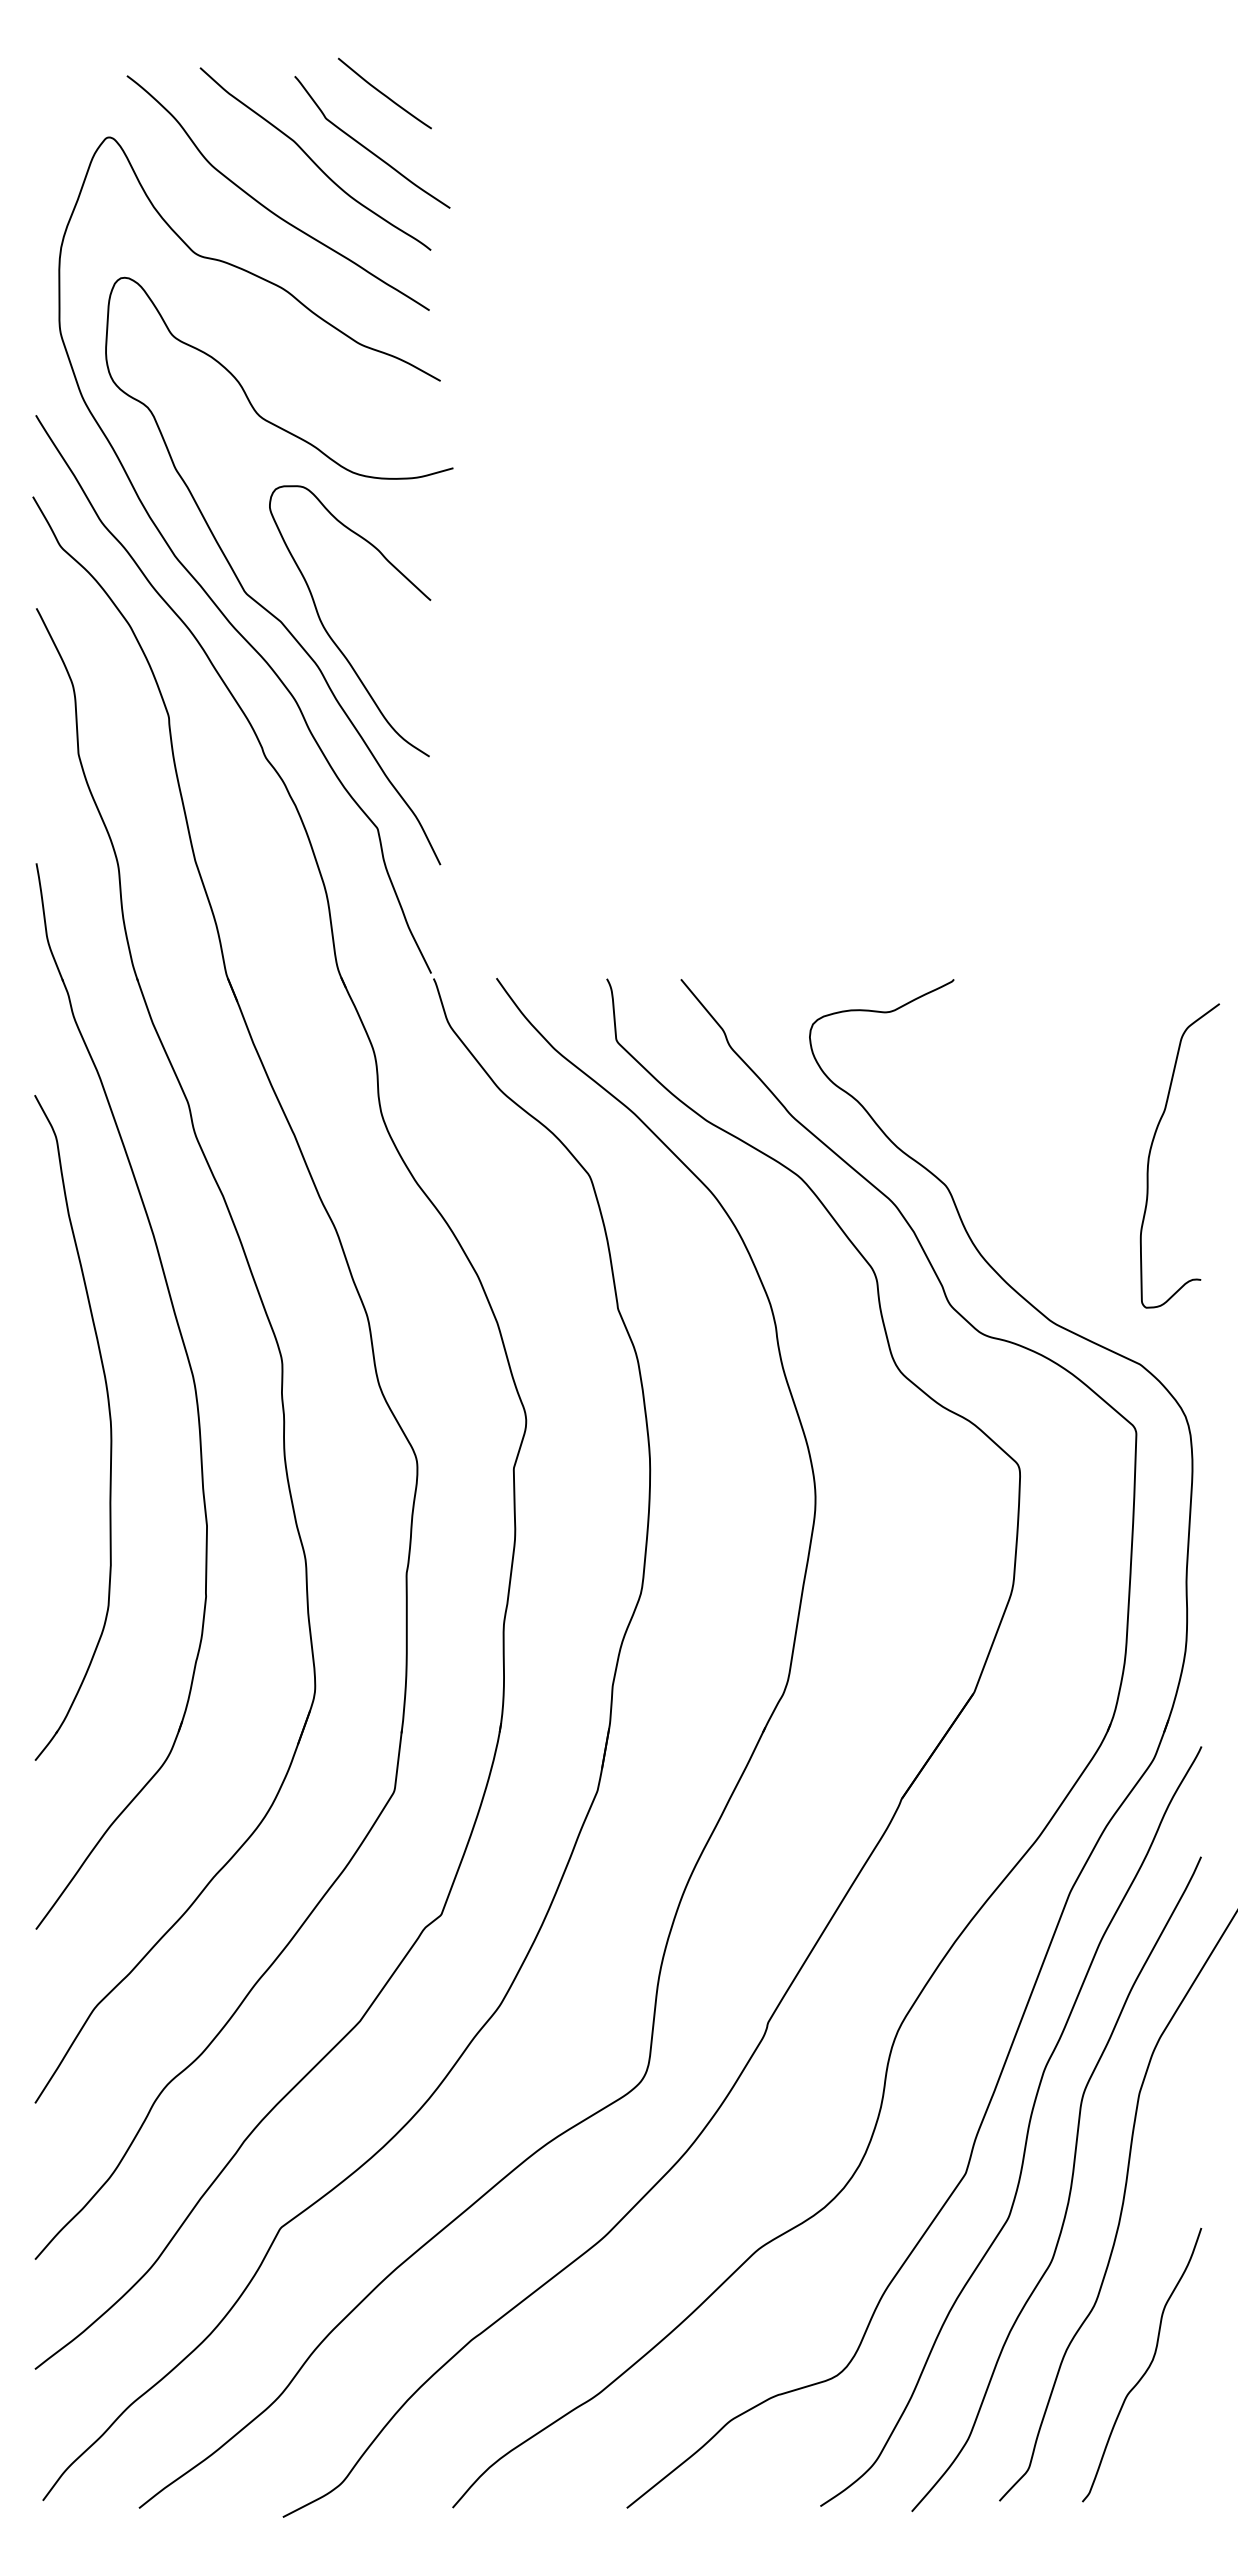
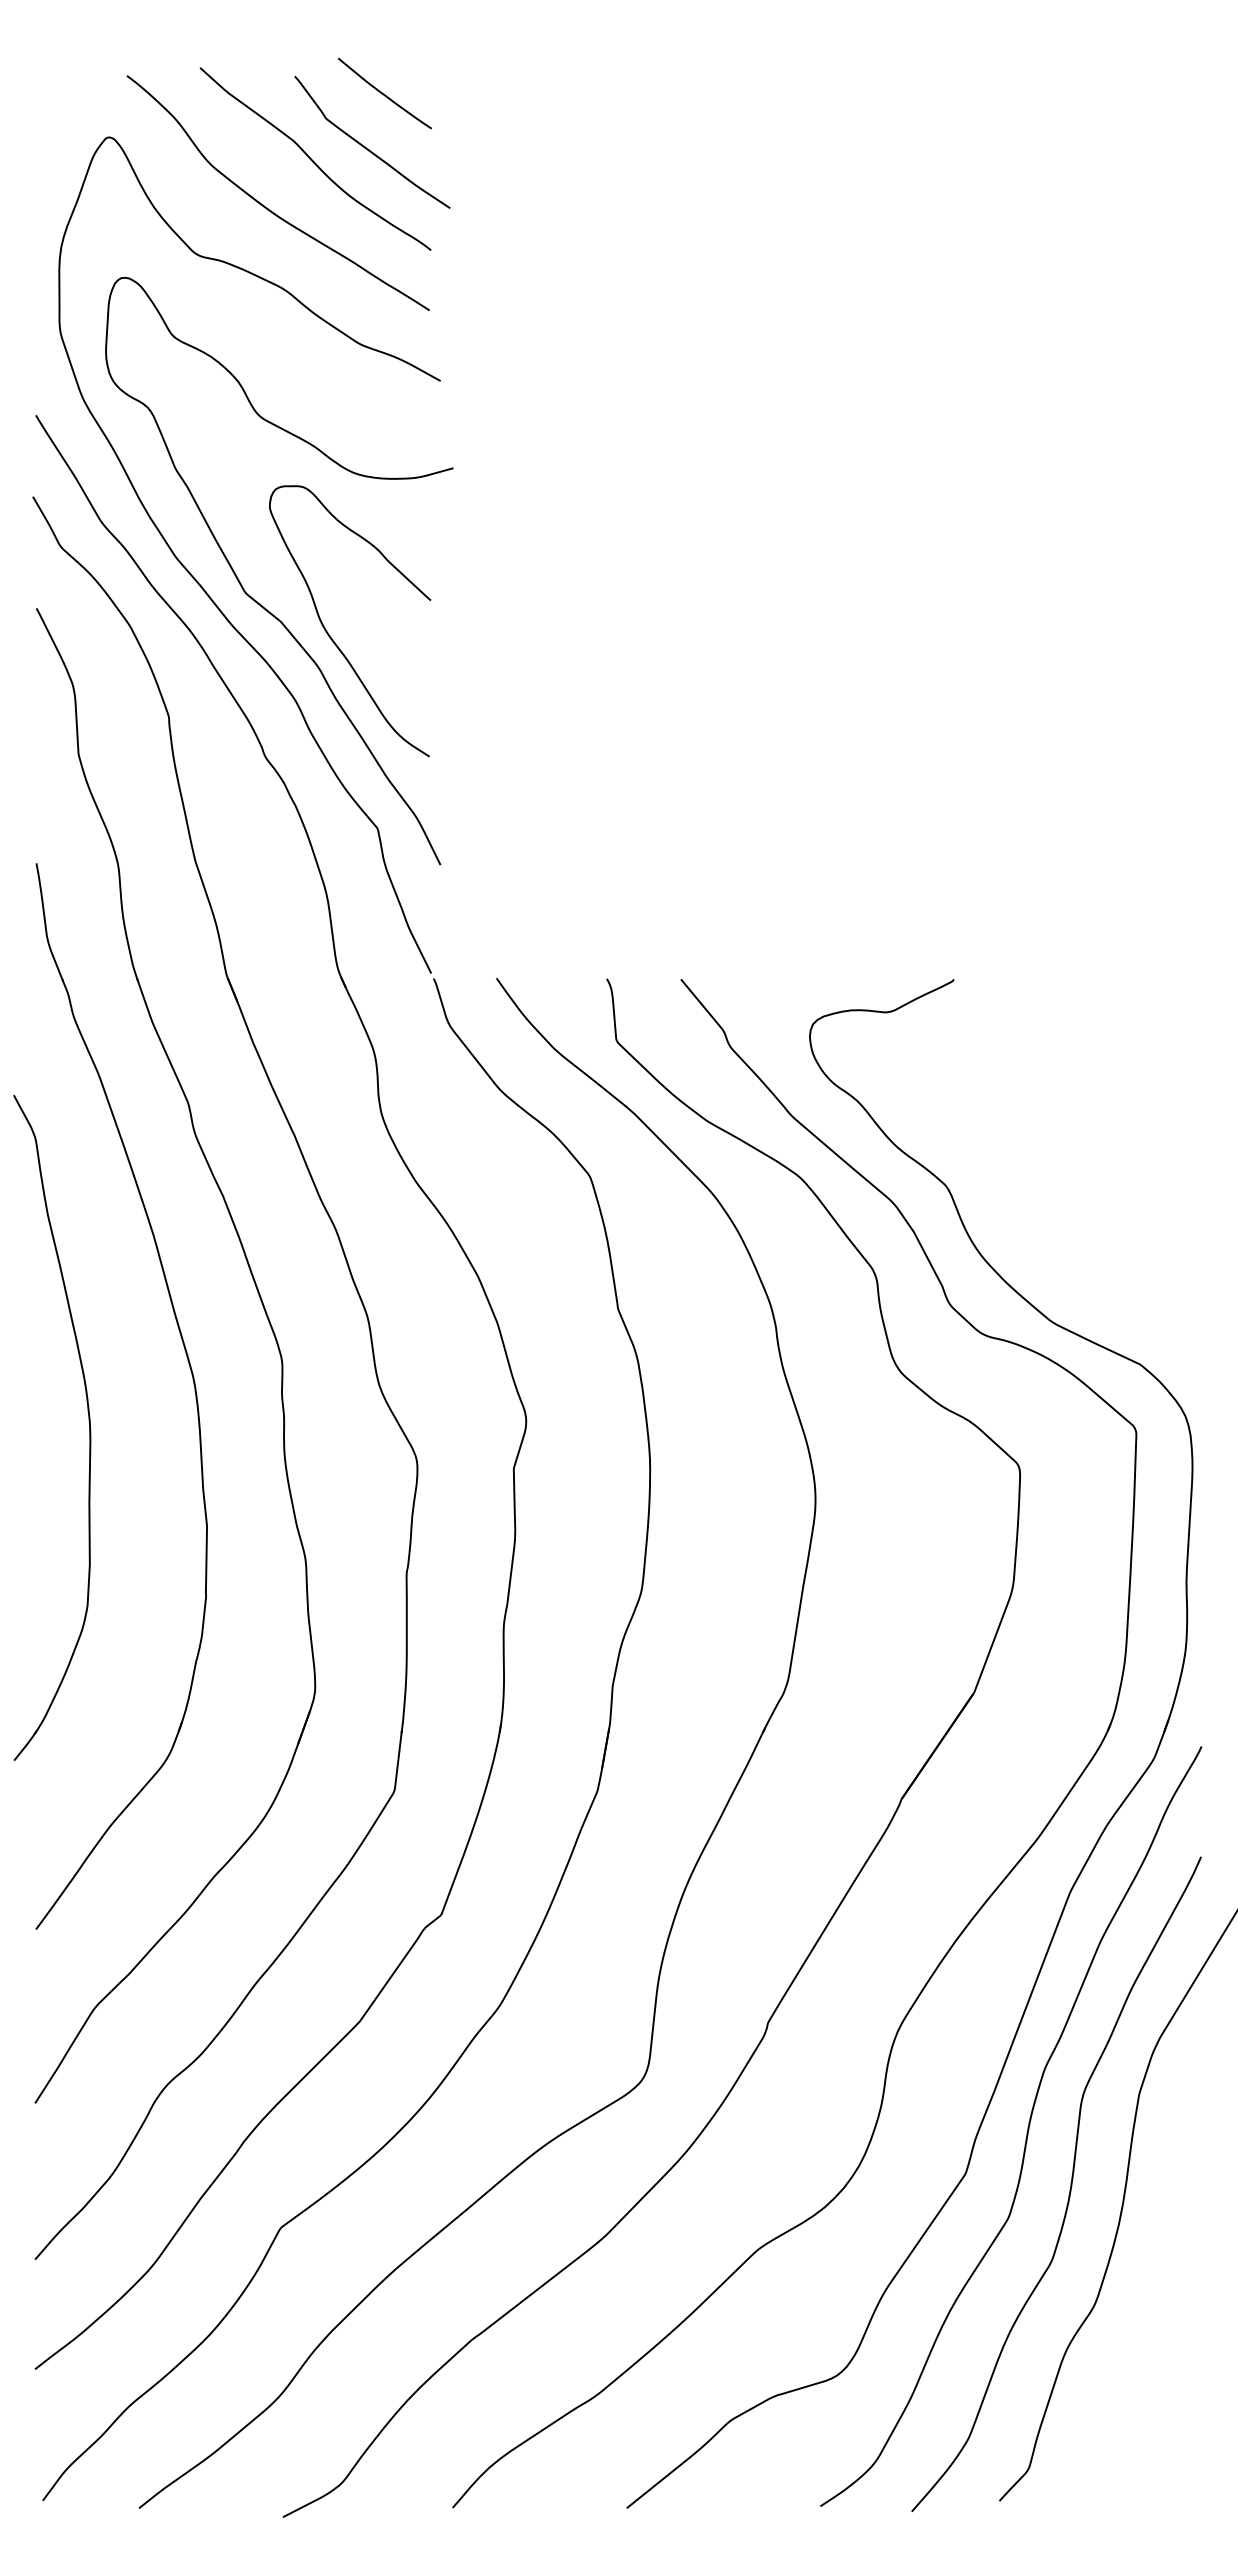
curve: present -> none (1151, 1150)
part position: (109, 1421) -> (88, 1421) (88, 1421)
curve: present -> none (1147, 2367)
